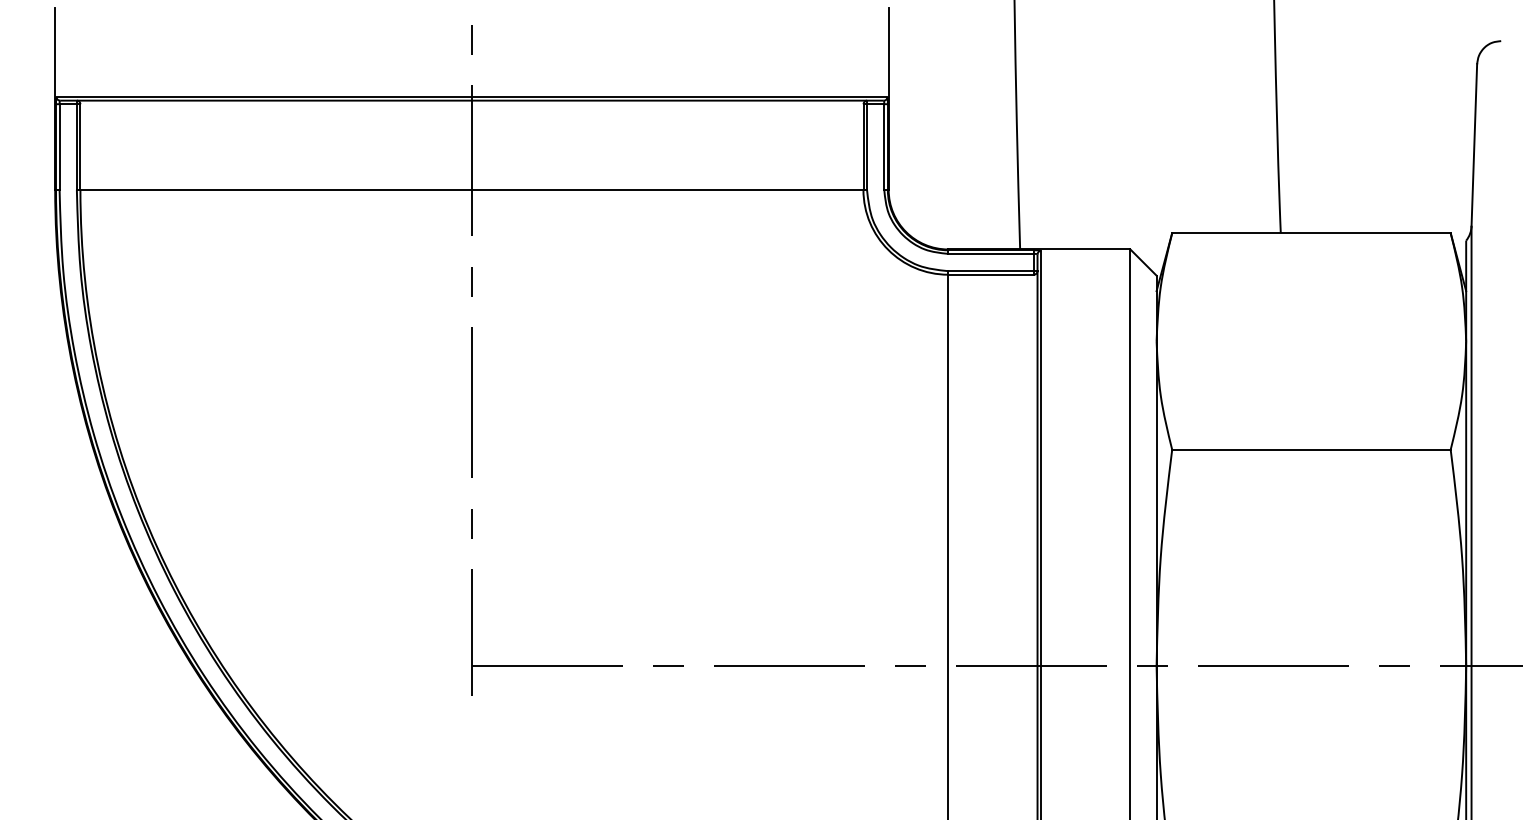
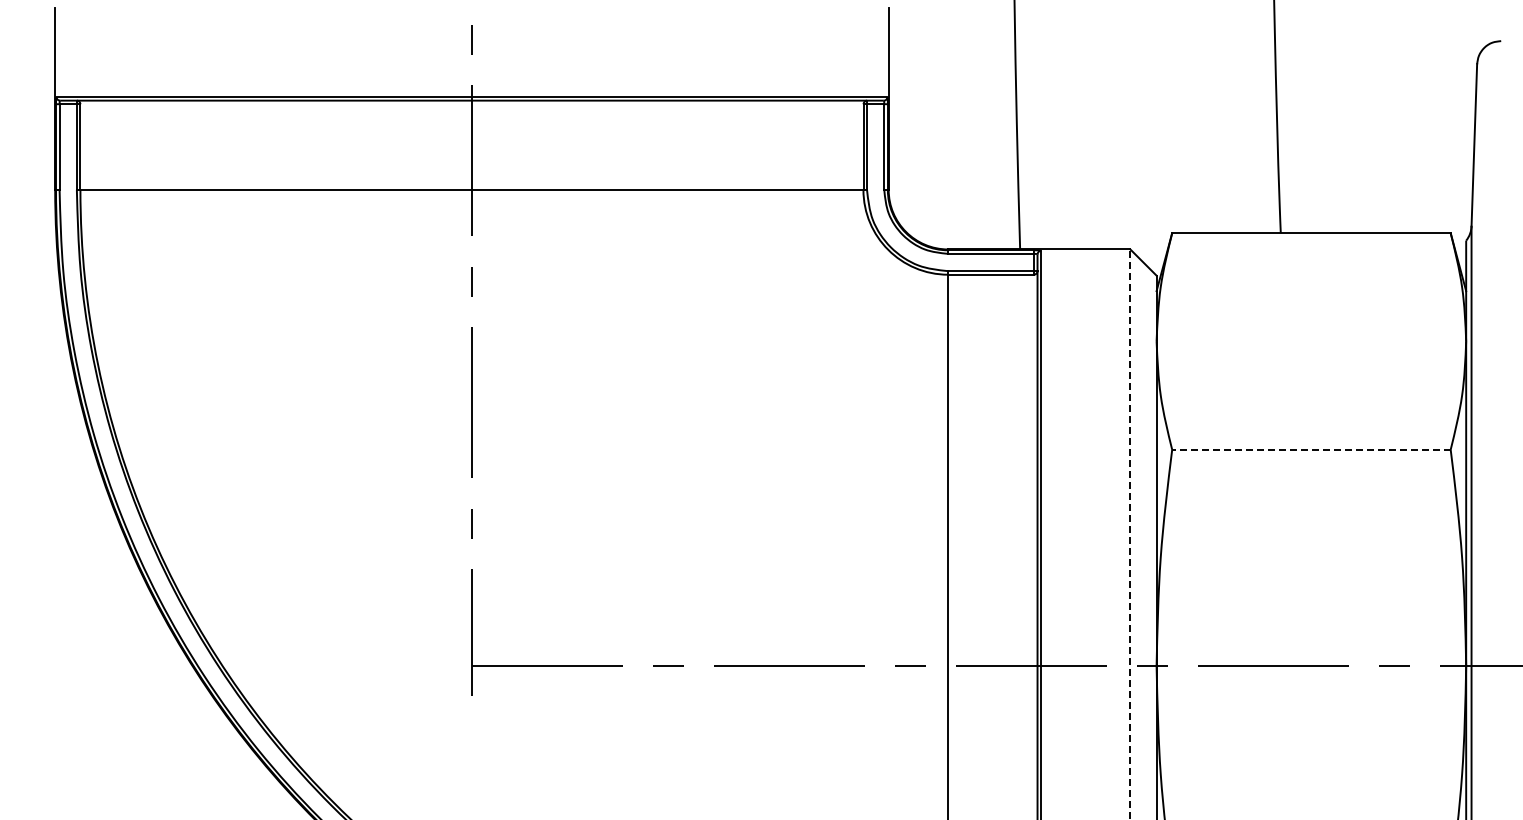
line: solid -> dashed (1310, 449)
line: solid -> dashed (1130, 534)
